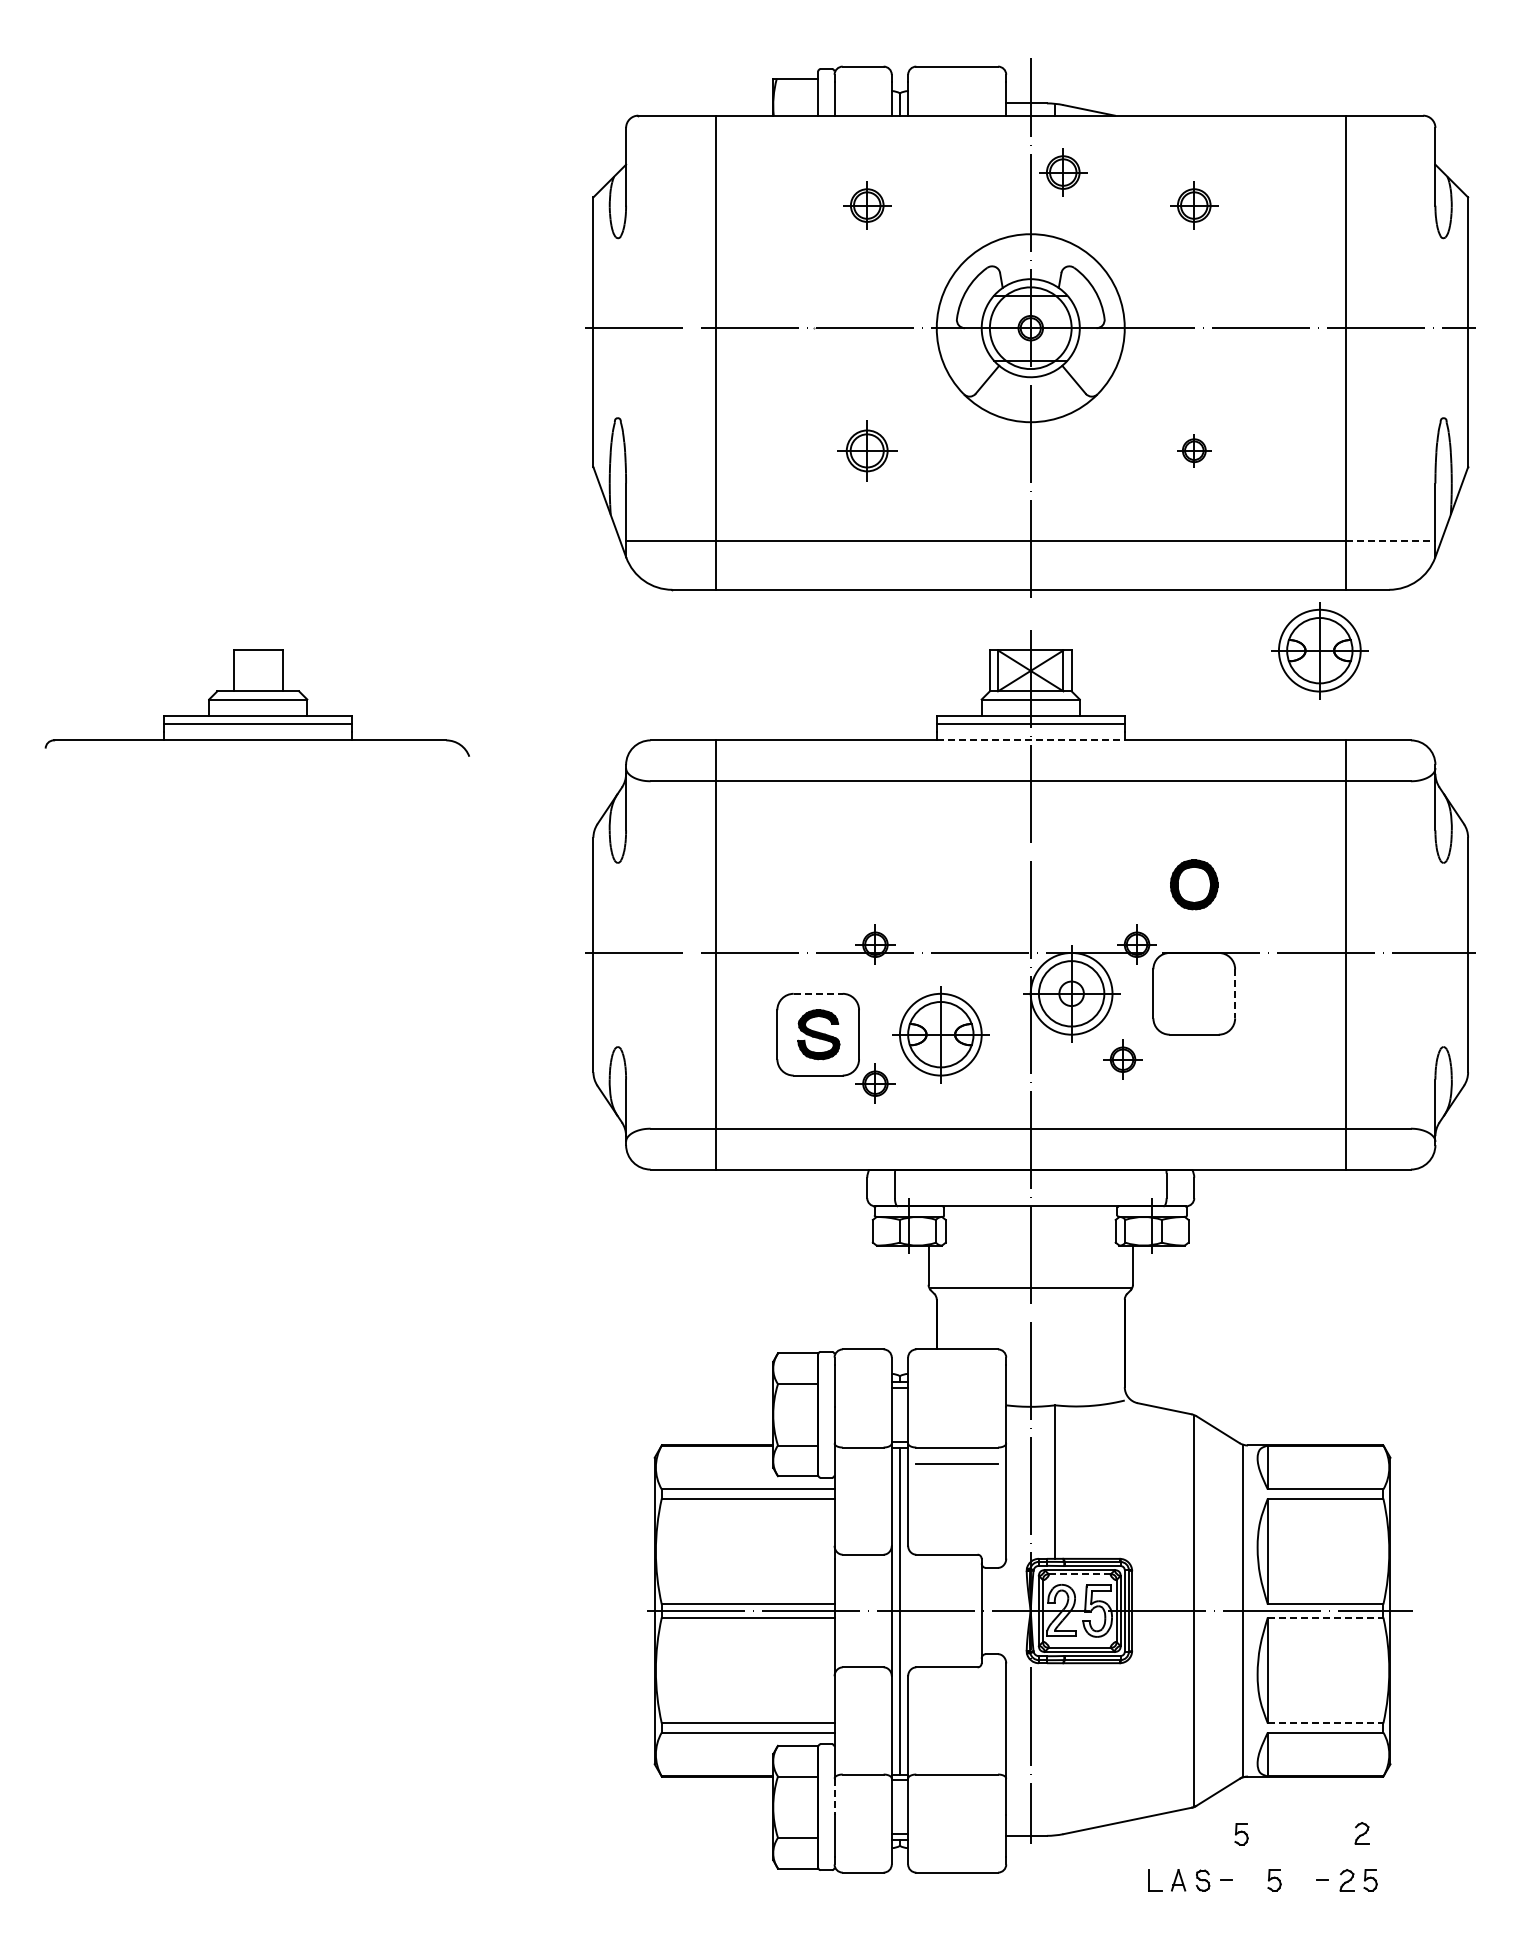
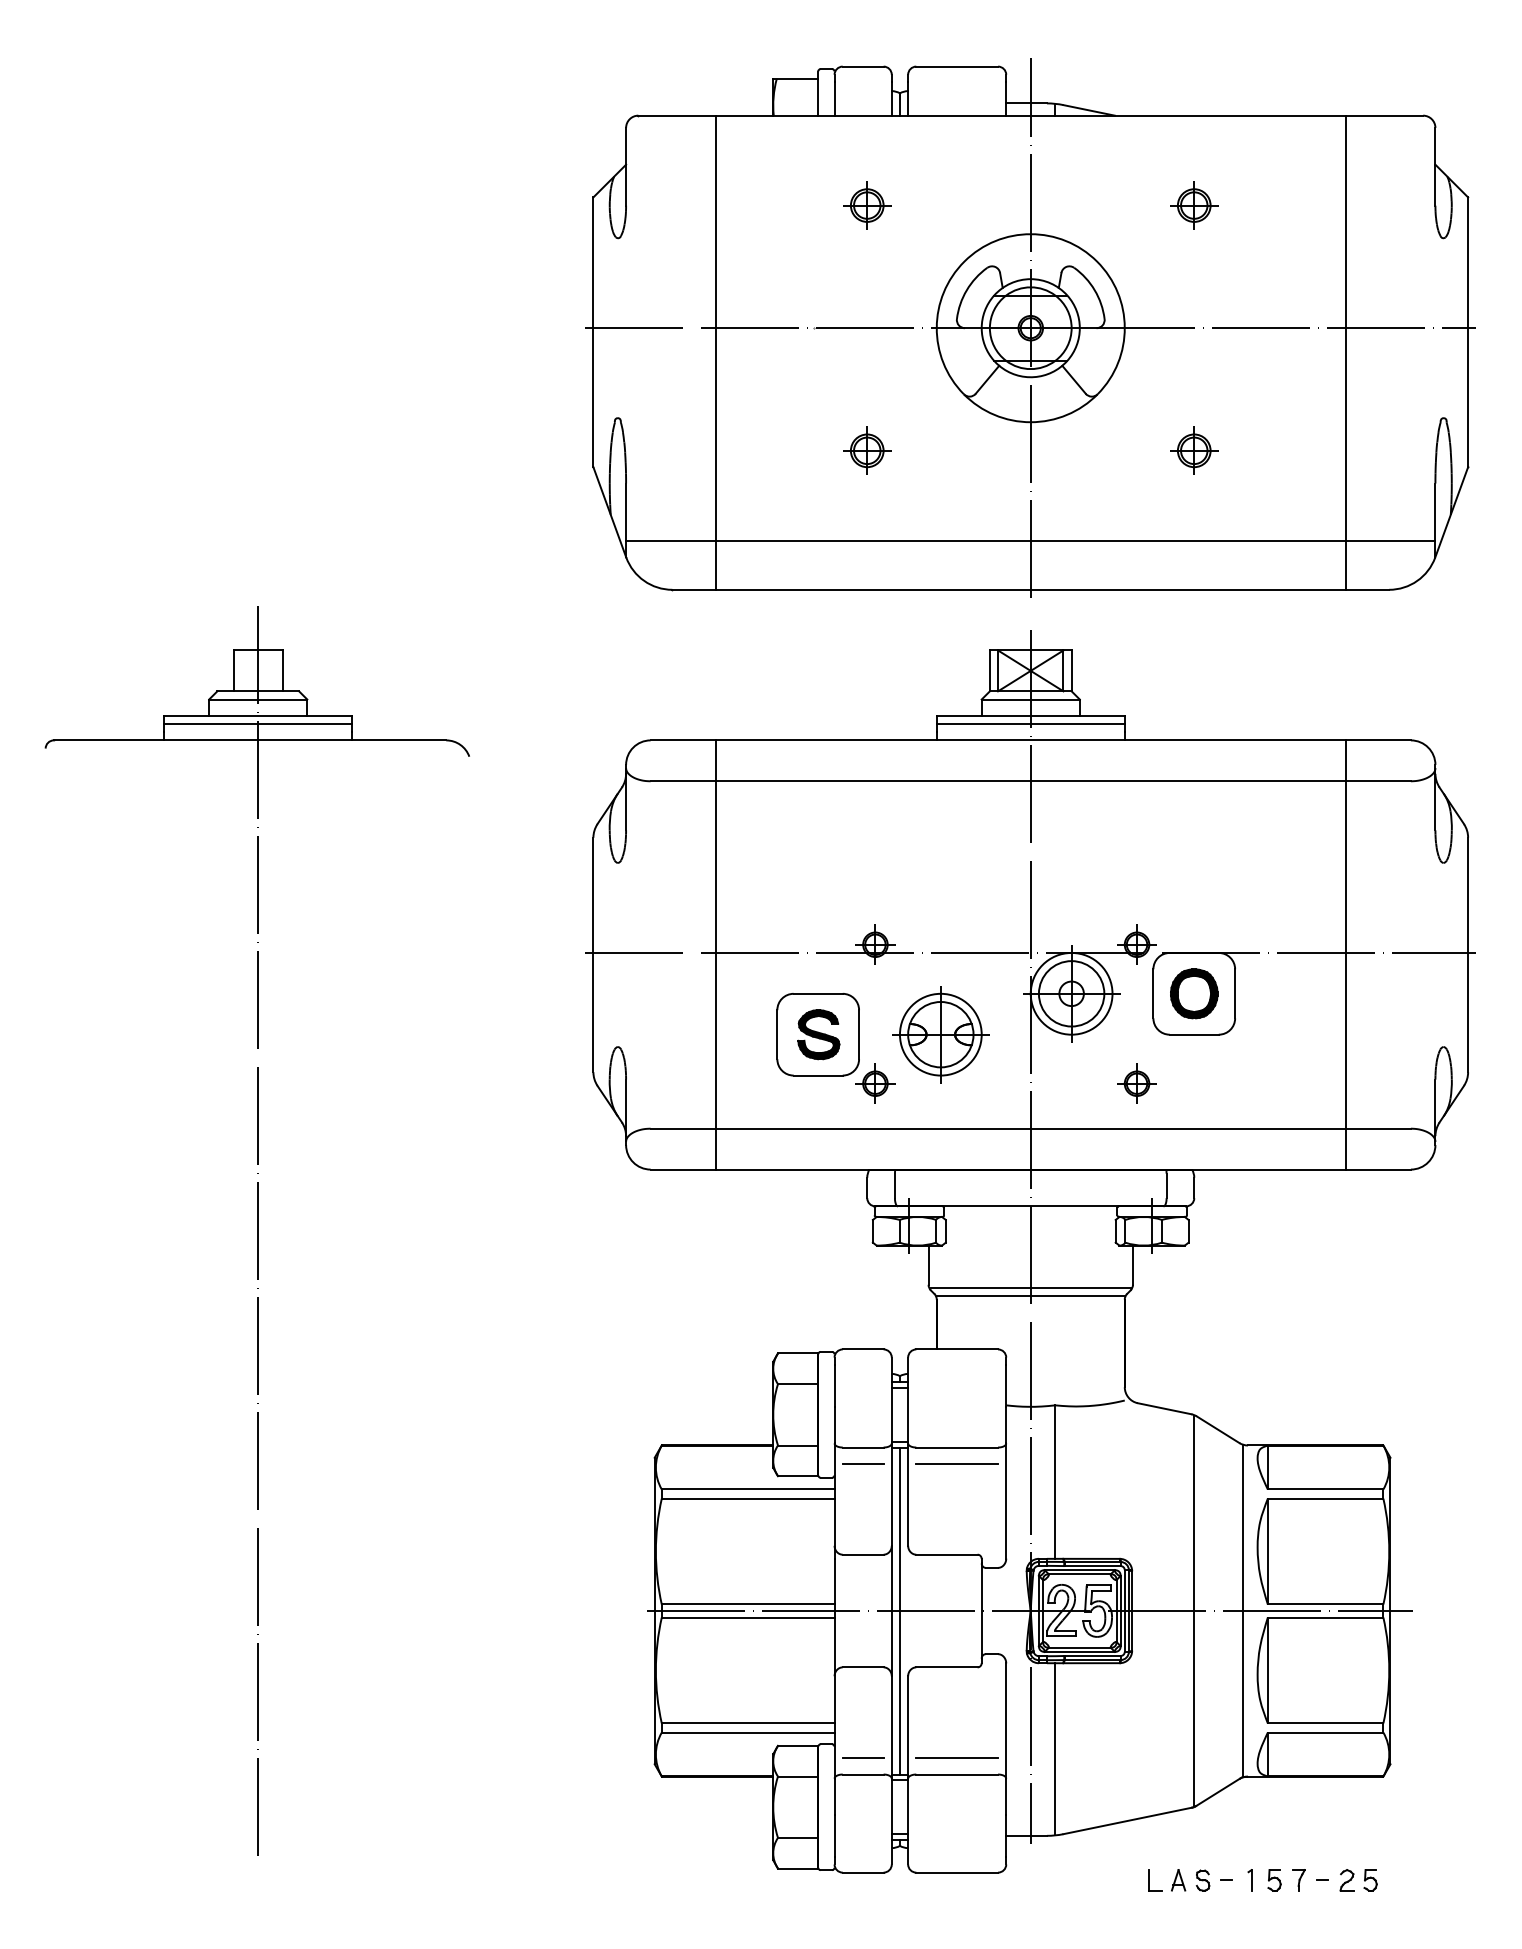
part: present -> none (1063, 172)
part size: 61x62 px -> 49x49 px (867, 450)
part size: 35x34 px -> 49x49 px (1194, 450)
line: dashed -> solid (1390, 540)
part: present -> none (1319, 650)
line: dashed -> solid (1031, 740)
part position: (1194, 884) -> (1194, 993) (1194, 993)
line: dashed -> solid (818, 993)
line: dashed -> solid (1235, 993)
part position: (1122, 1059) -> (1136, 1083) (1136, 1083)
line: none -> present (258, 1230)
line: none -> present (1030, 1296)
line: none -> present (862, 1464)
line: dashed -> solid (1079, 1574)
line: dashed -> solid (1325, 1617)
line: dashed -> solid (1325, 1723)
line: none -> present (1055, 1748)
line: none -> present (862, 1757)
line: none -> present (957, 1757)
line: dashed -> solid (834, 1797)
part: present -> none (1361, 1833)
part: present -> none (1241, 1834)
part: none -> present (1249, 1880)
part: none -> present (1298, 1880)
